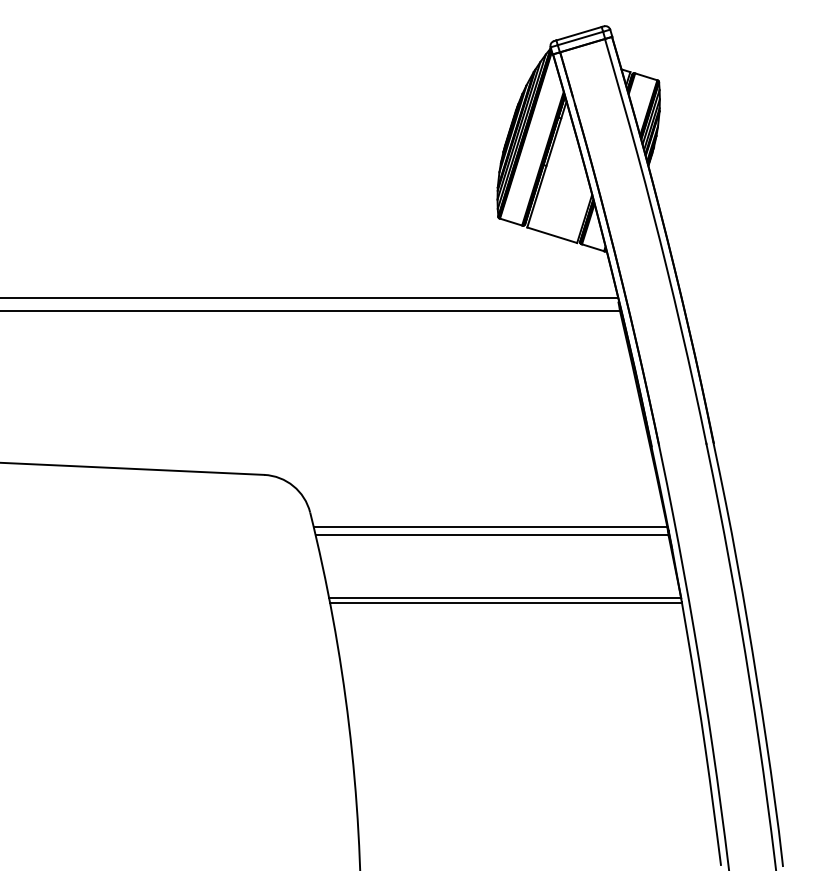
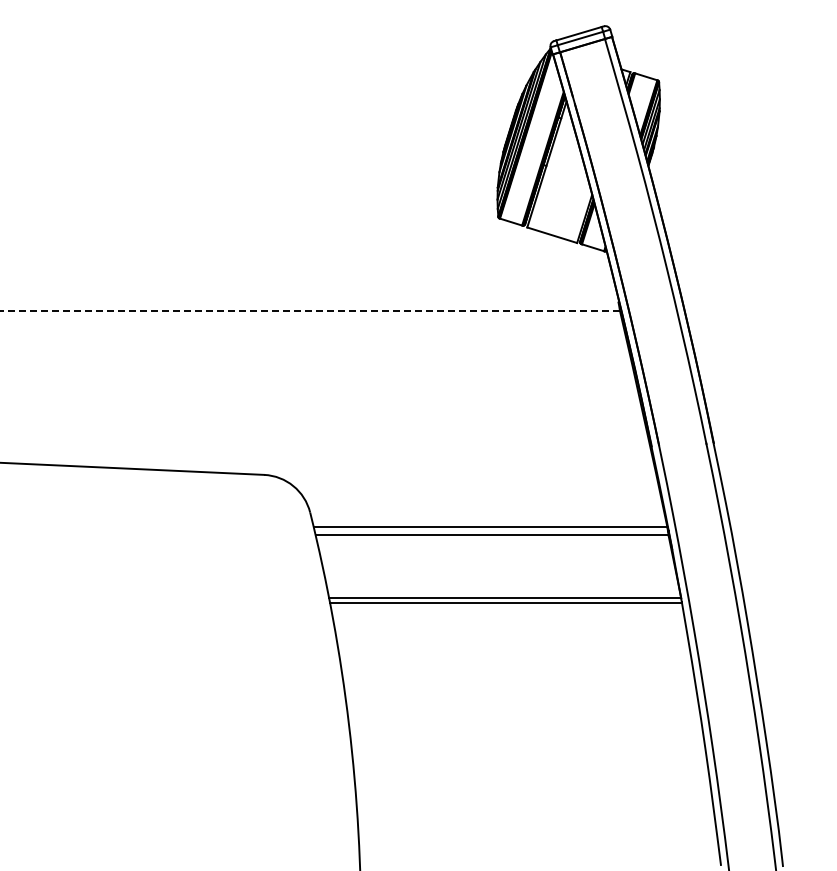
line: present -> none (310, 297)
line: solid -> dashed (310, 310)
